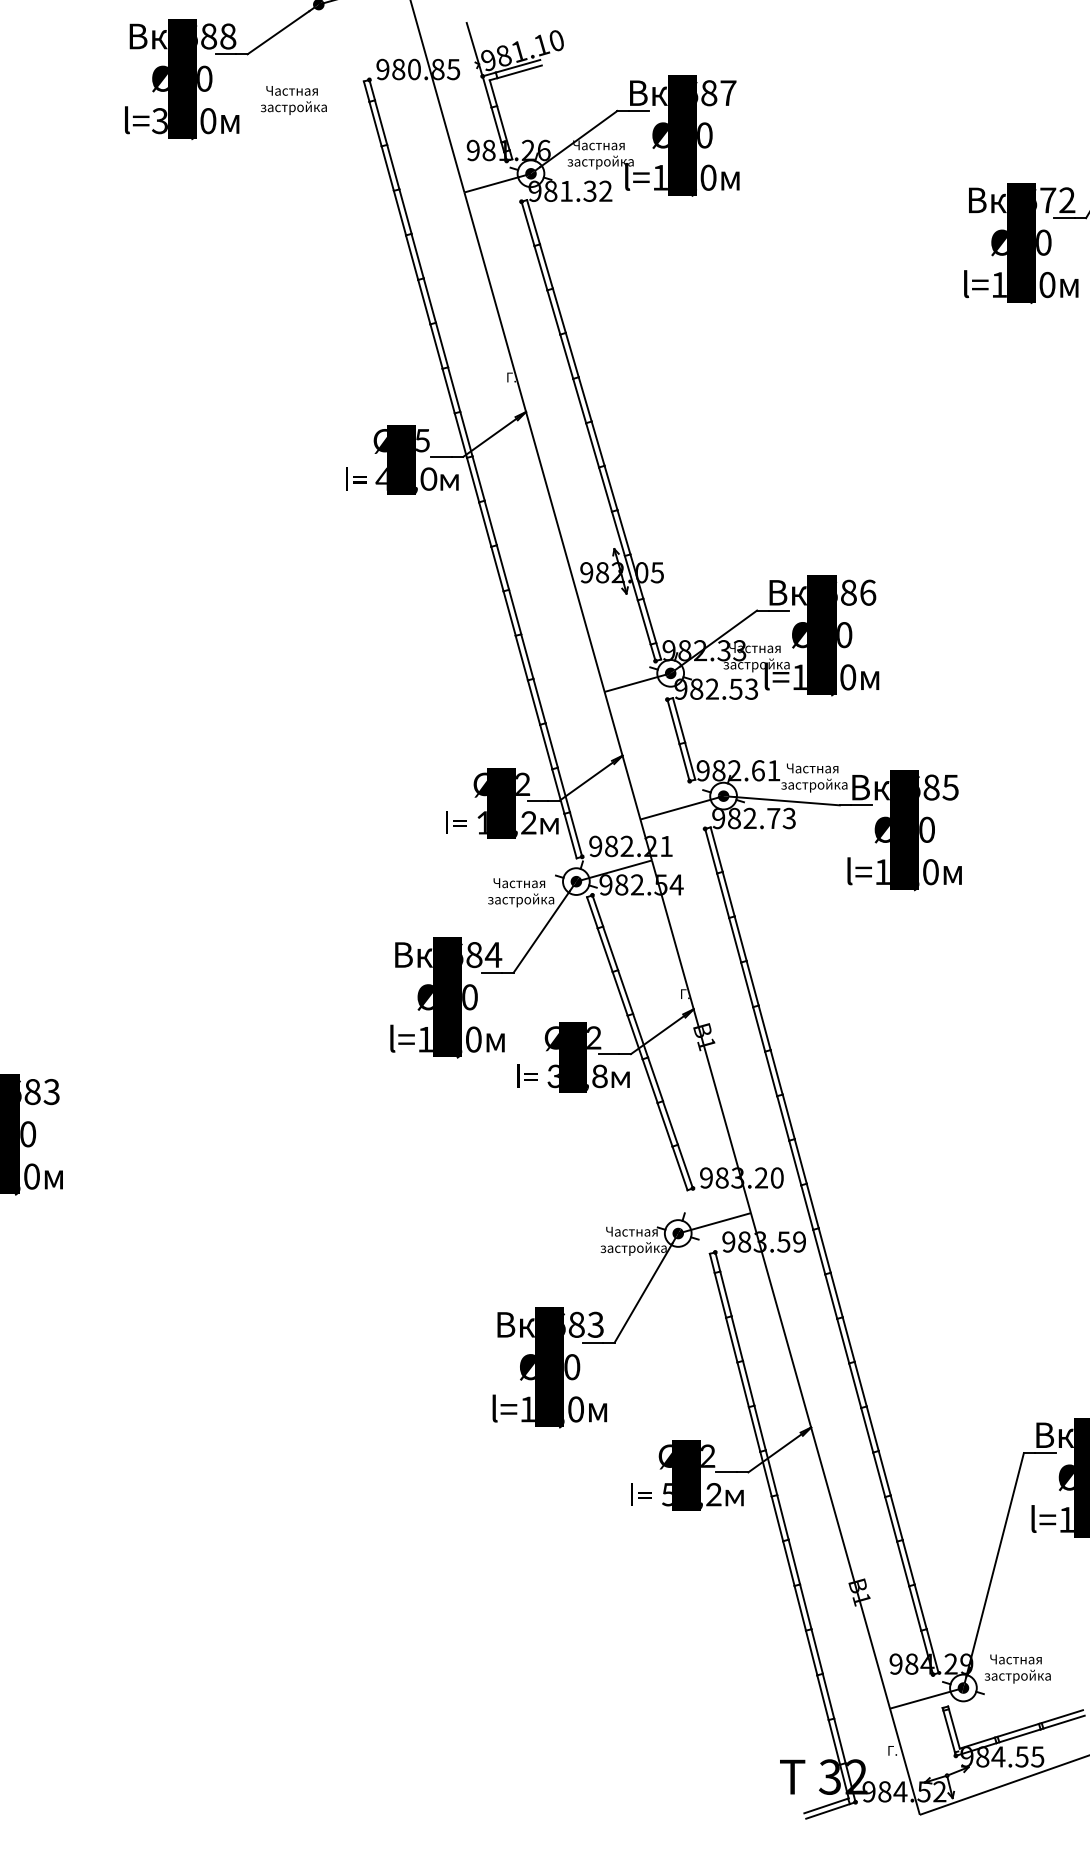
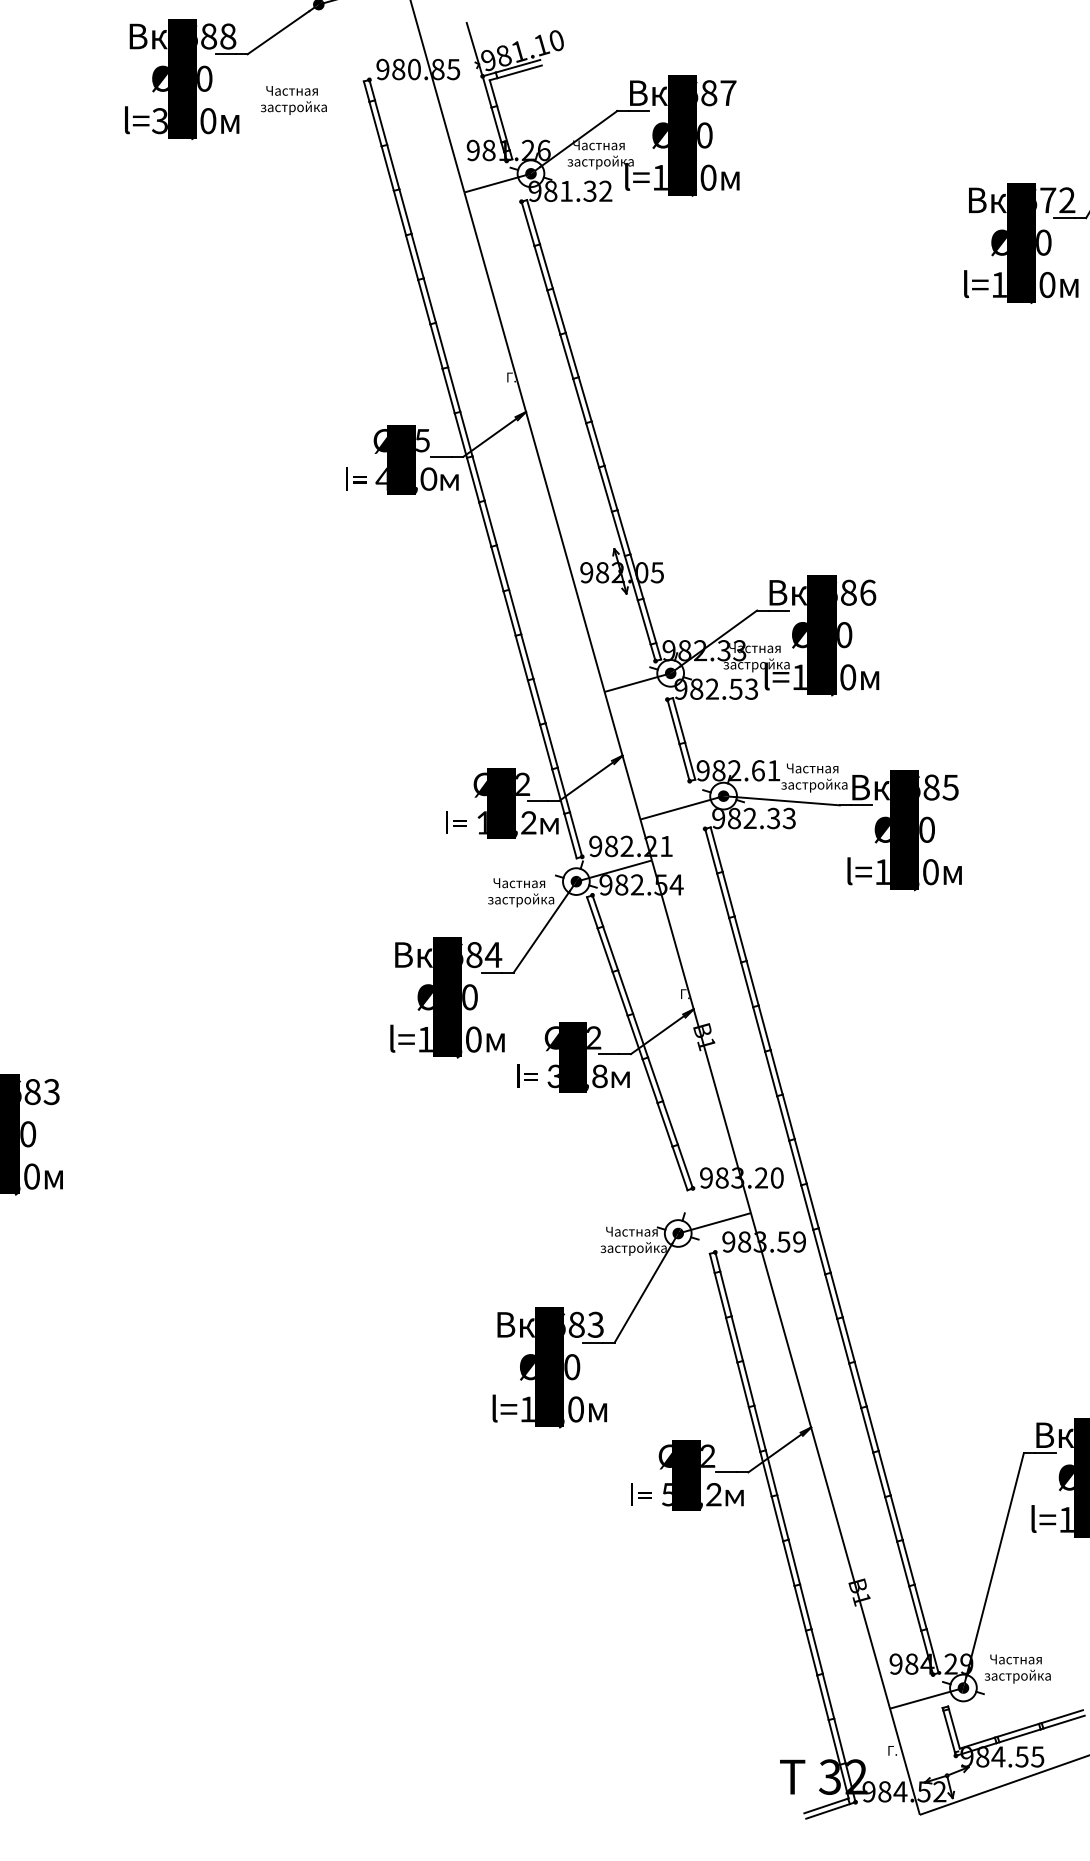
text: 982.73 -> 982.33 (773, 818)
